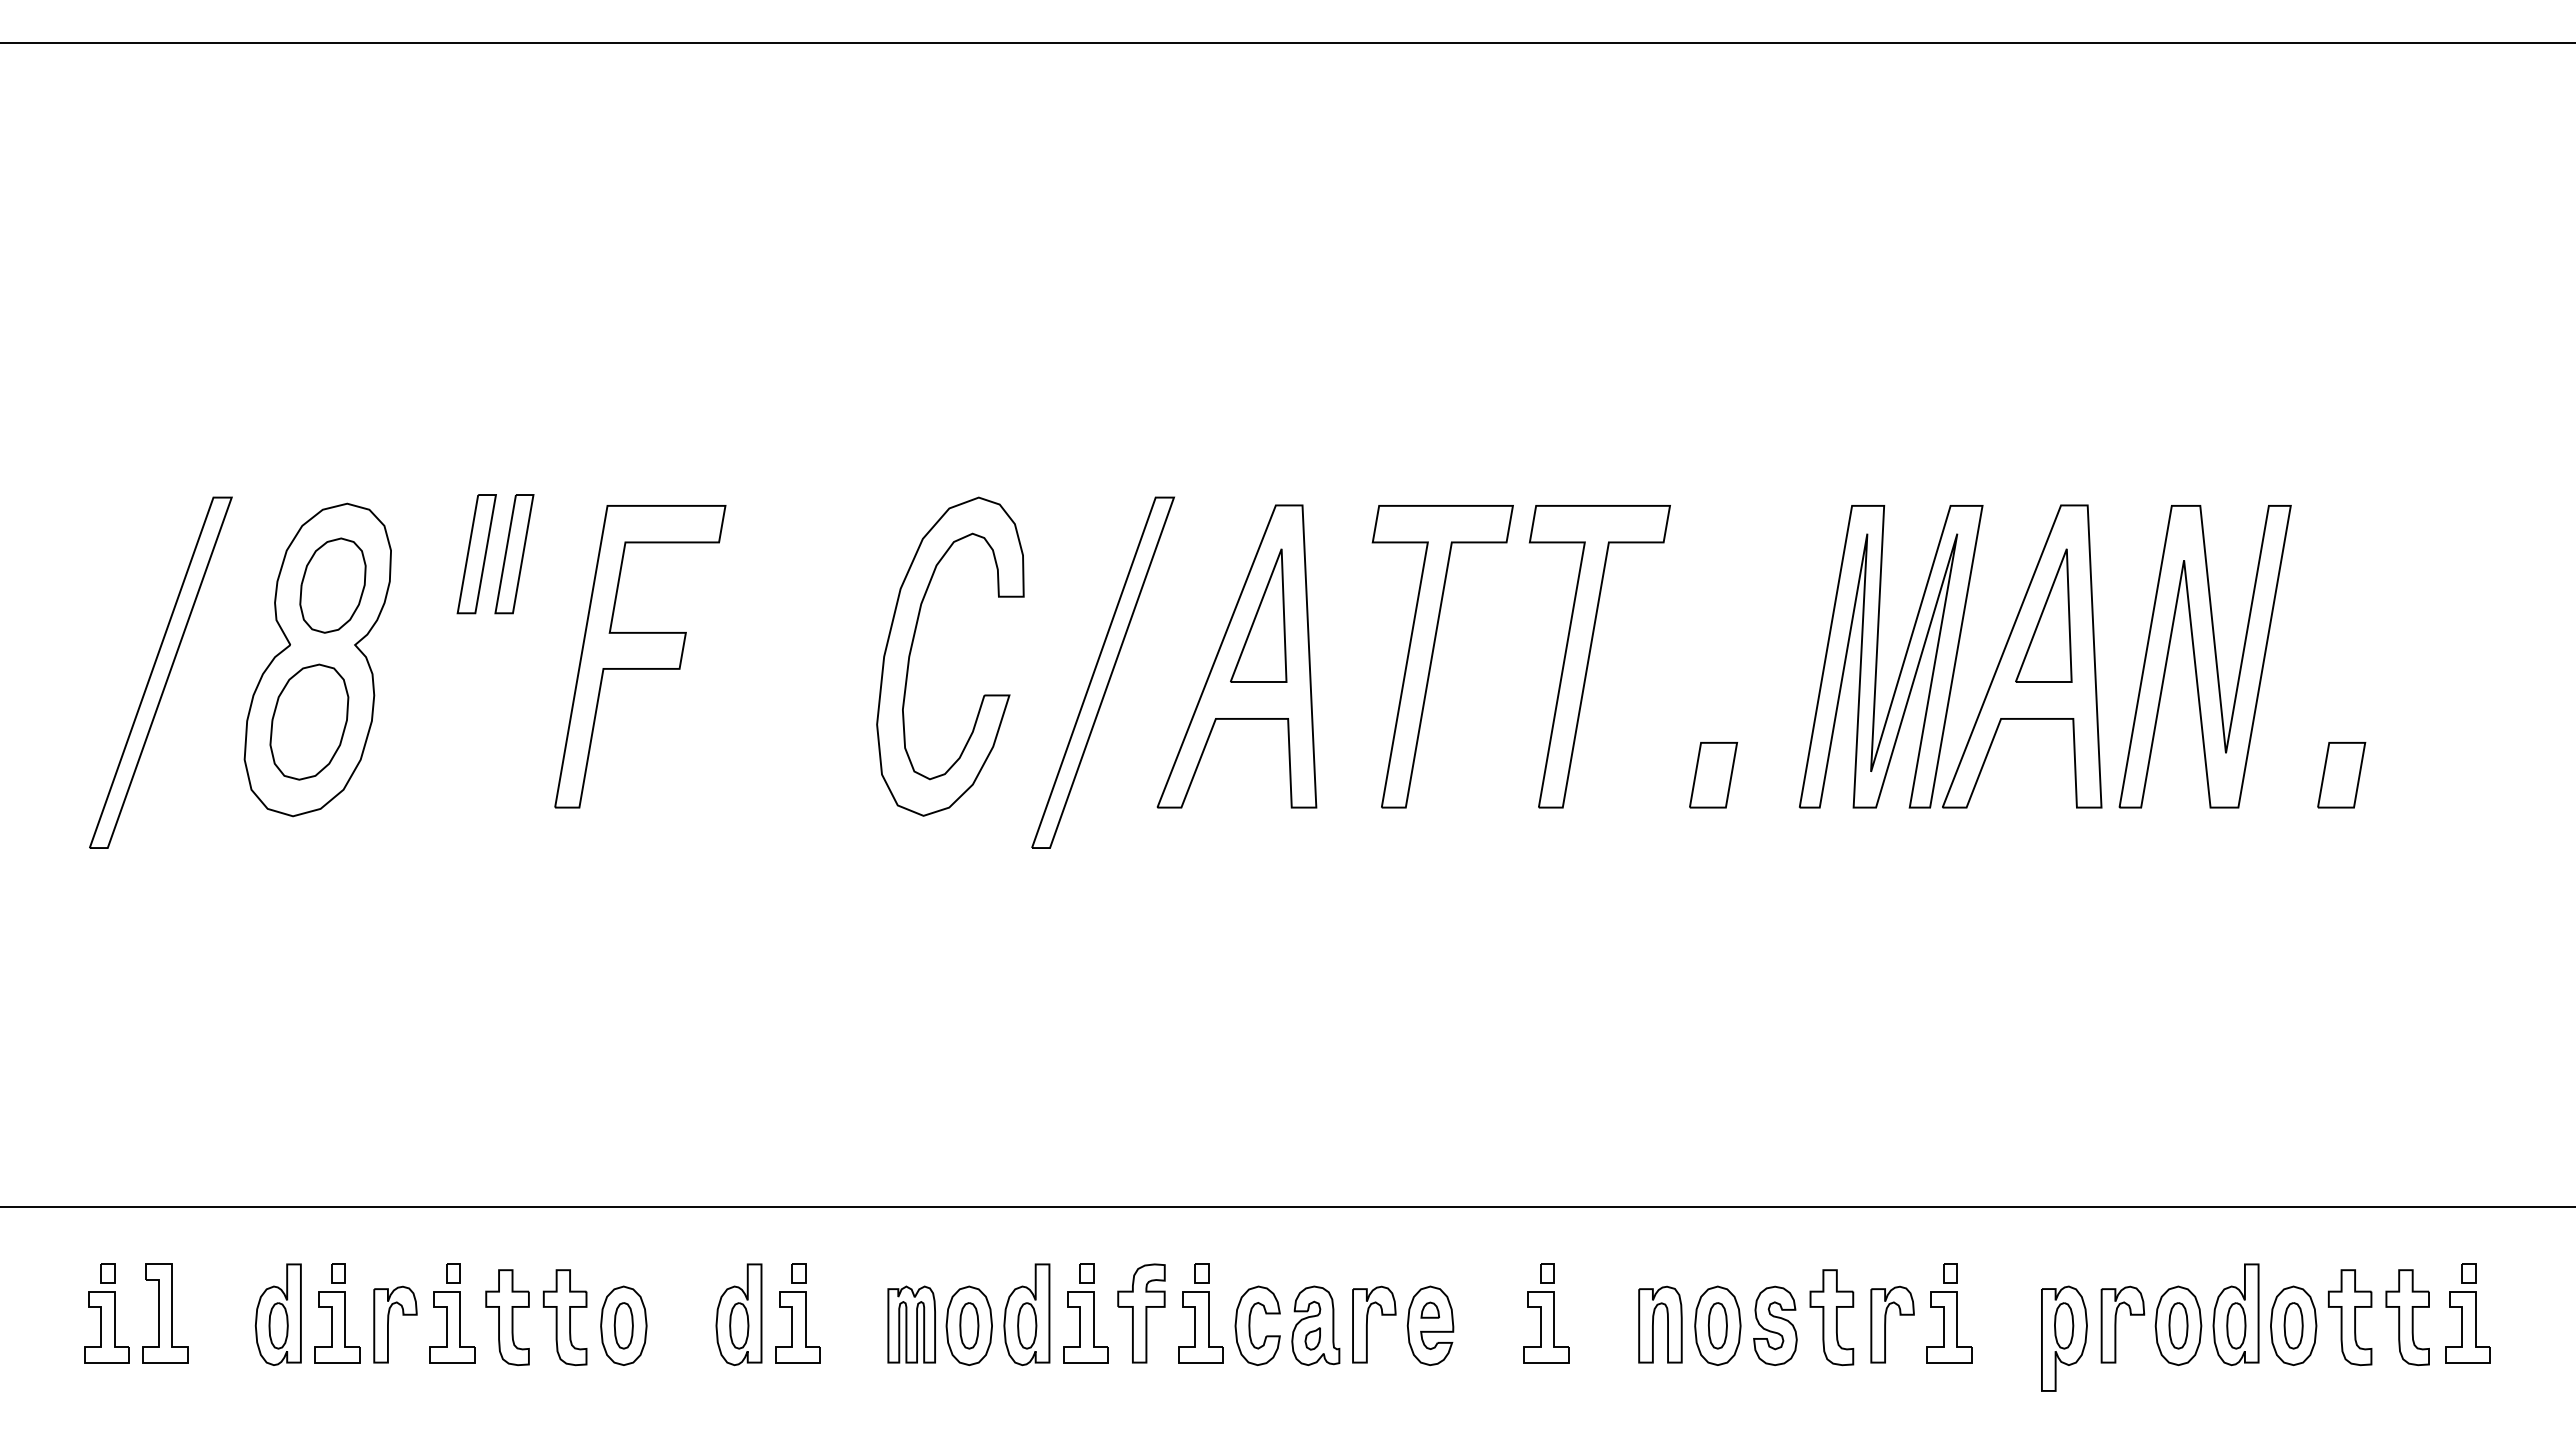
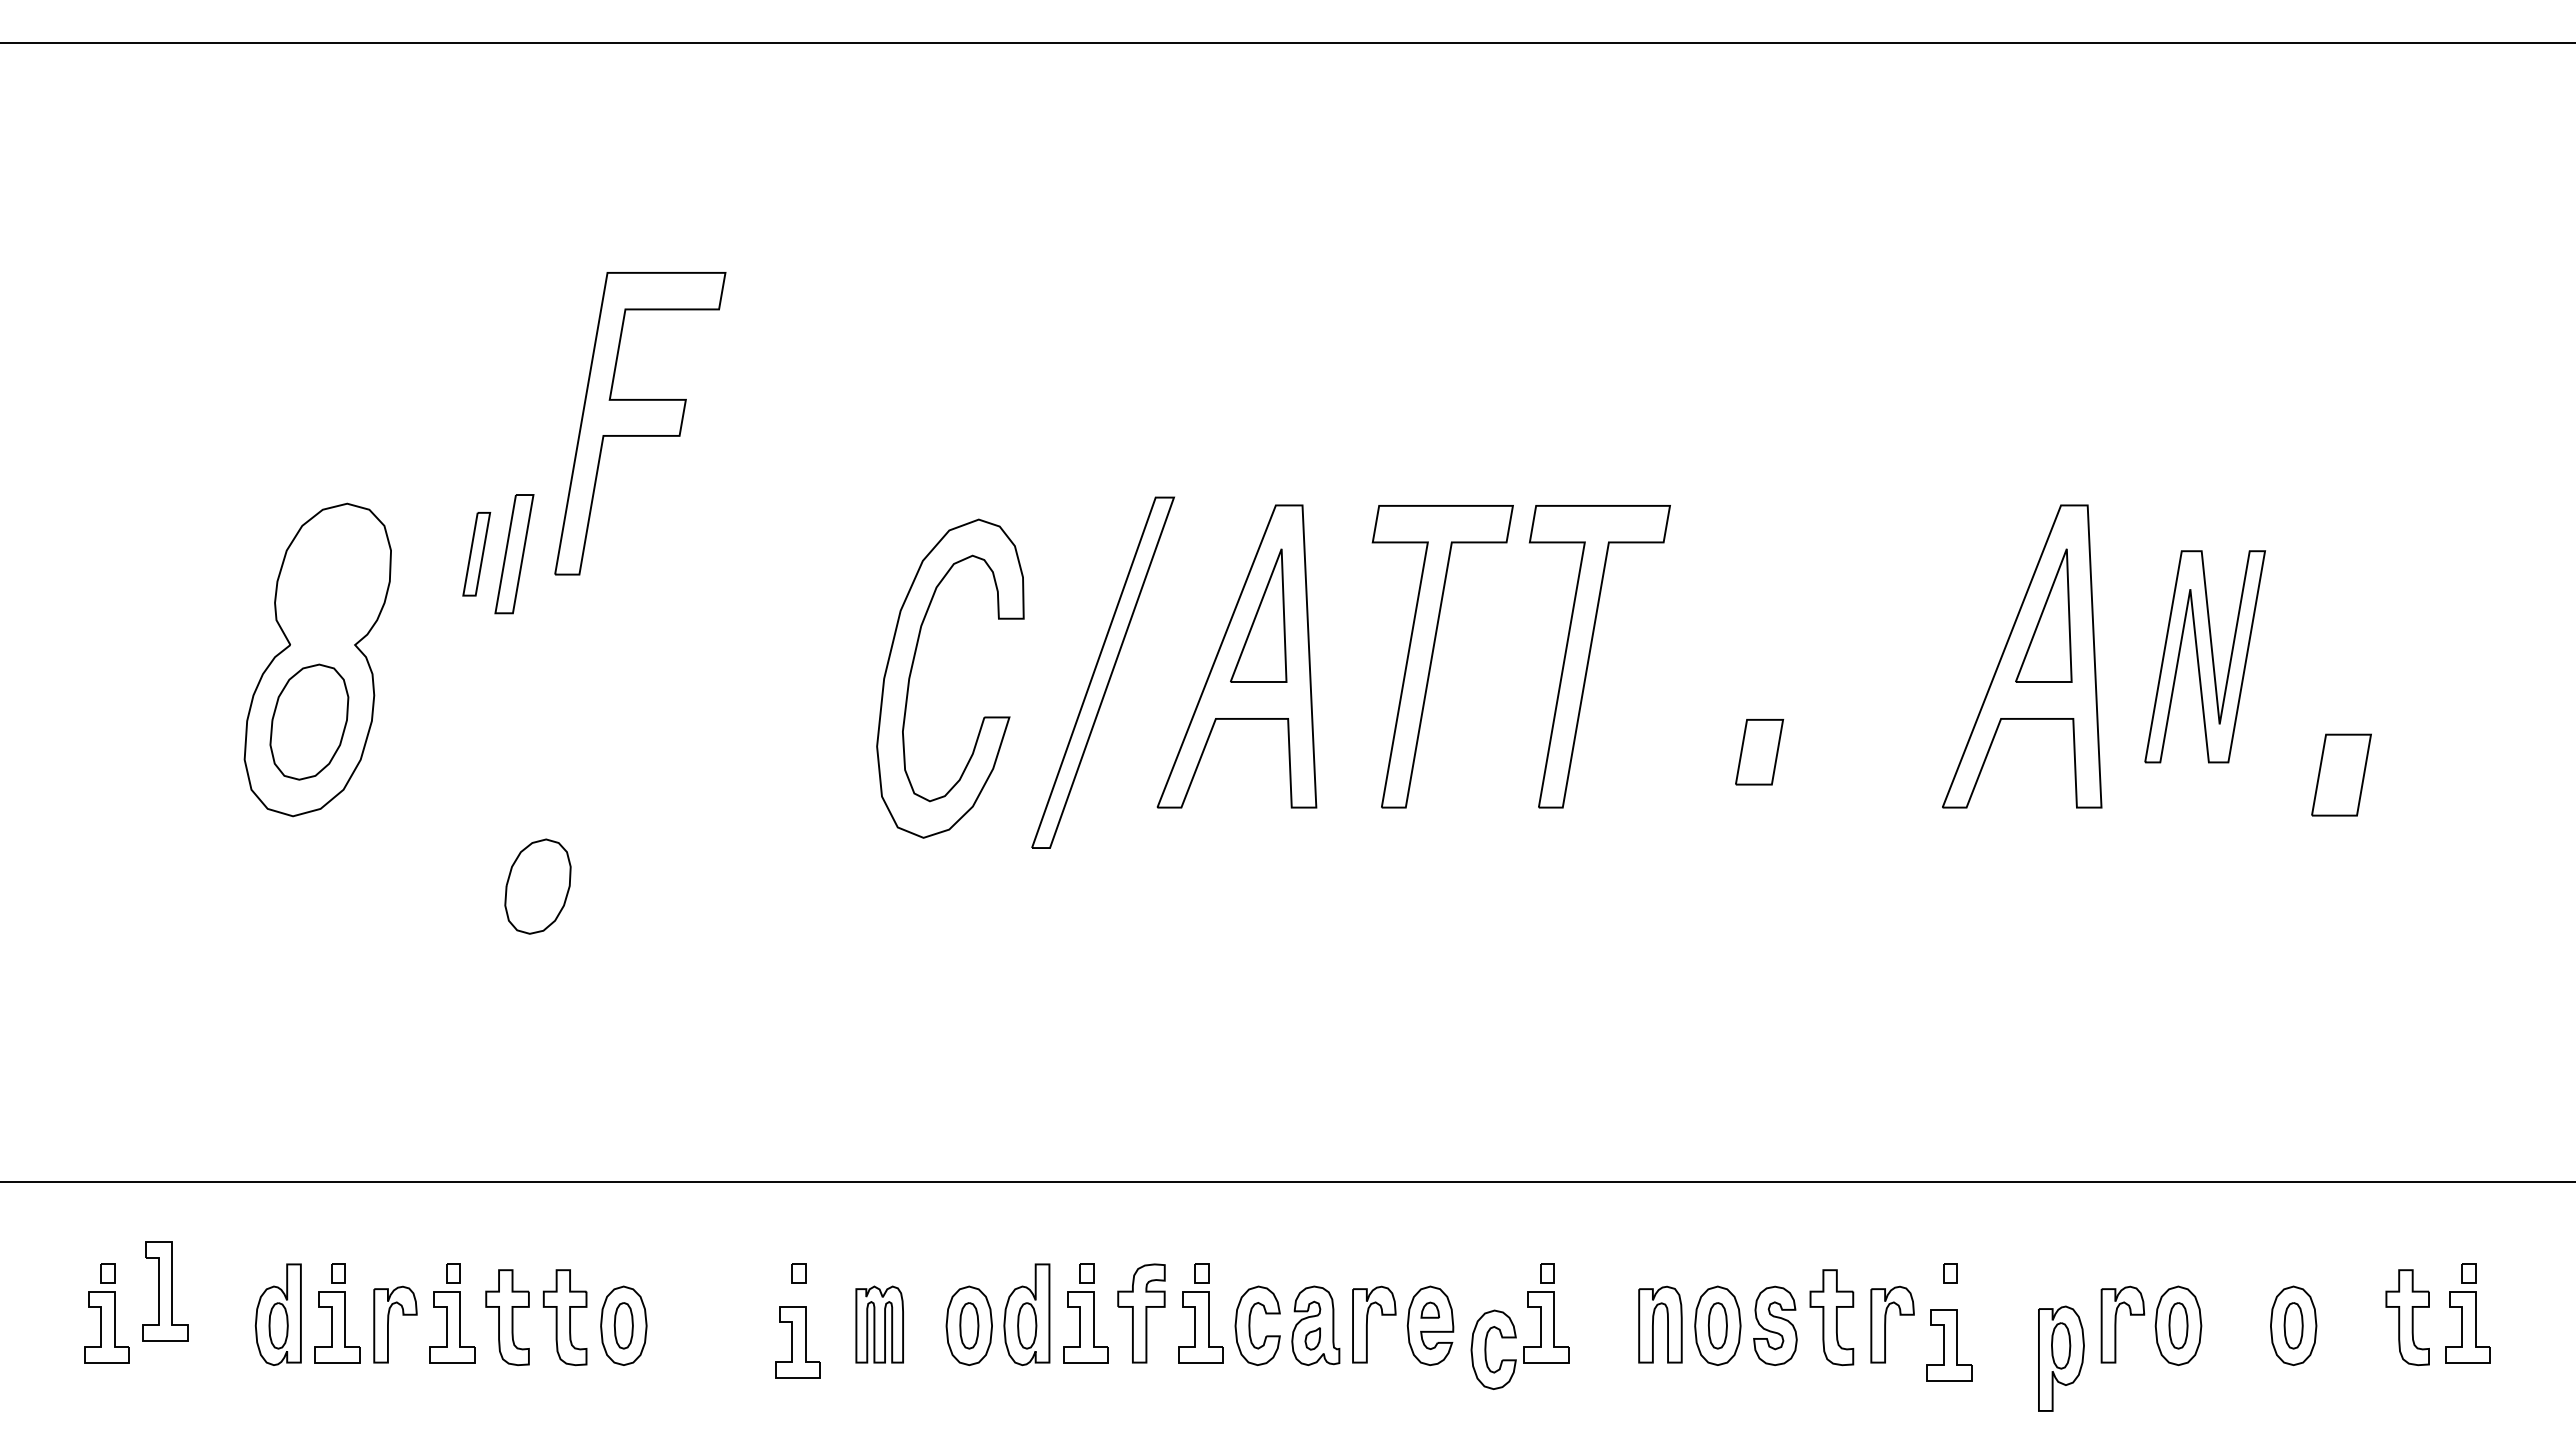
part size: 41x121 px -> 30x85 px (476, 554)
part position: (332, 585) -> (537, 886) (537, 886)
part position: (912, 647) -> (912, 669) (912, 669)
part position: (640, 656) -> (640, 423) (640, 423)
part size: 174x304 px -> 122x214 px (2204, 656)
part: present -> none (1903, 659)
part: present -> none (160, 672)
part position: (1713, 775) -> (1759, 752) (1759, 752)
part size: 50x67 px -> 61x84 px (2341, 774)
line position: (1287, 1206) -> (1287, 1181) (1287, 1181)
part position: (165, 1313) -> (165, 1291) (165, 1291)
part: present -> none (738, 1314)
part: present -> none (2235, 1314)
part: present -> none (2349, 1317)
part position: (911, 1324) -> (879, 1324) (879, 1324)
part position: (797, 1327) -> (797, 1342) (797, 1342)
part position: (1949, 1327) -> (1949, 1345) (1949, 1345)
part position: (2064, 1338) -> (2061, 1358) (2061, 1358)
part: none -> present (1486, 1349)
